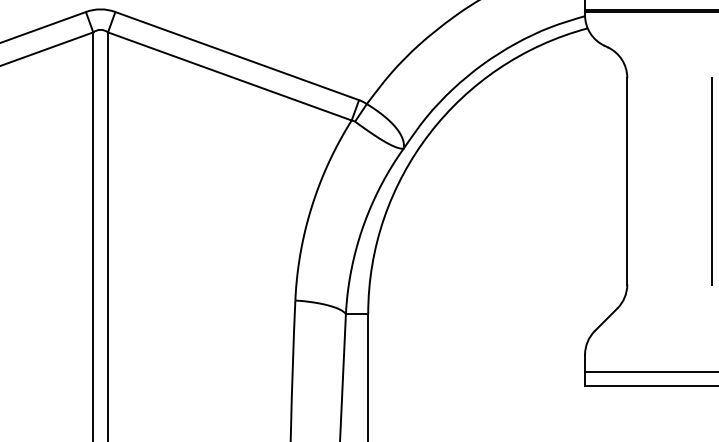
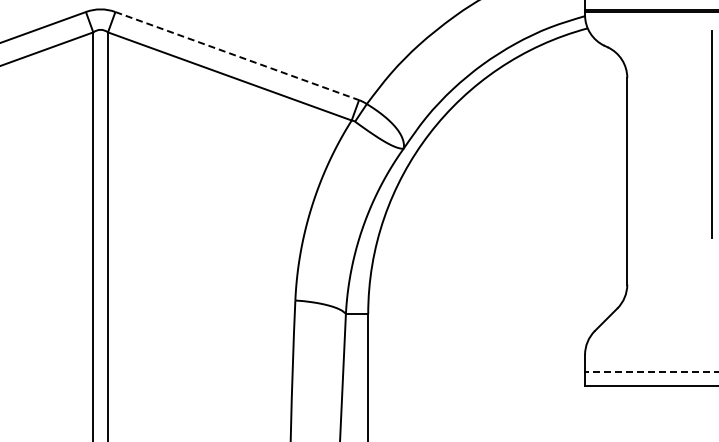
line: solid -> dashed (237, 56)
line position: (711, 181) -> (711, 134) (711, 134)
line: solid -> dashed (651, 372)
